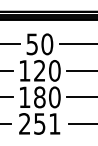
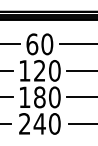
text: 50 -> 60 (32, 44)
text: 251 -> 240 (46, 123)
